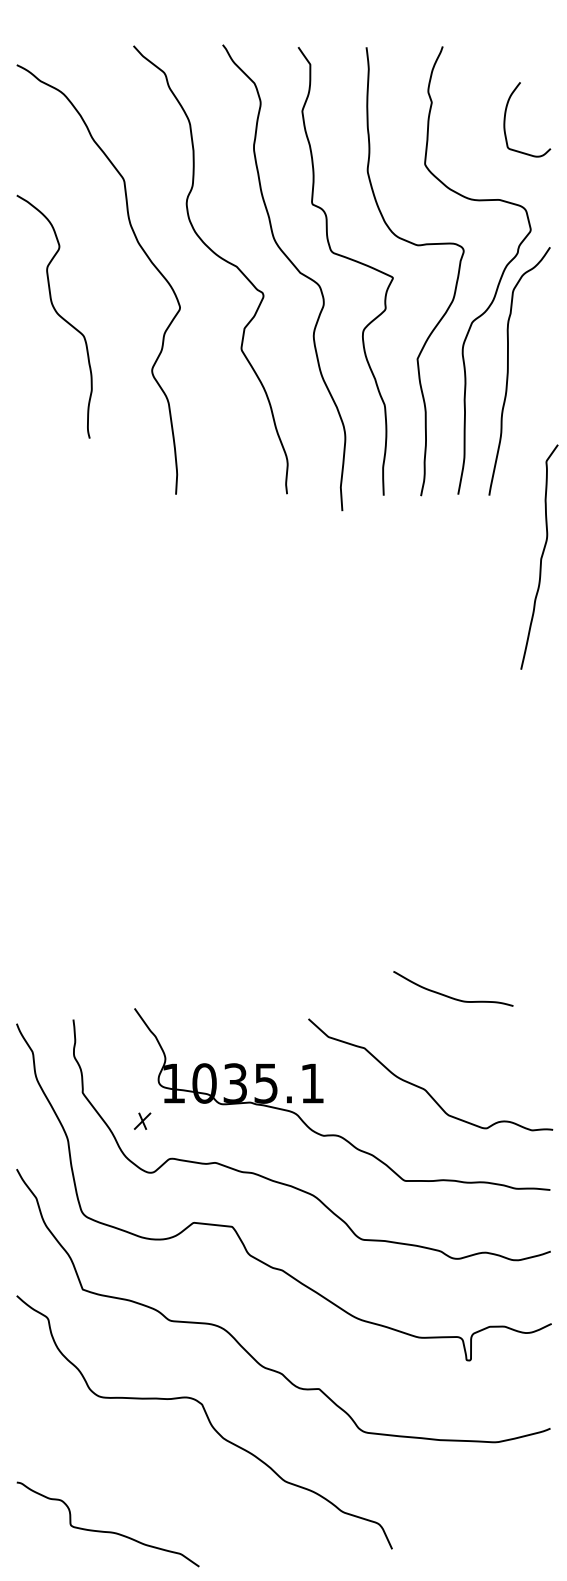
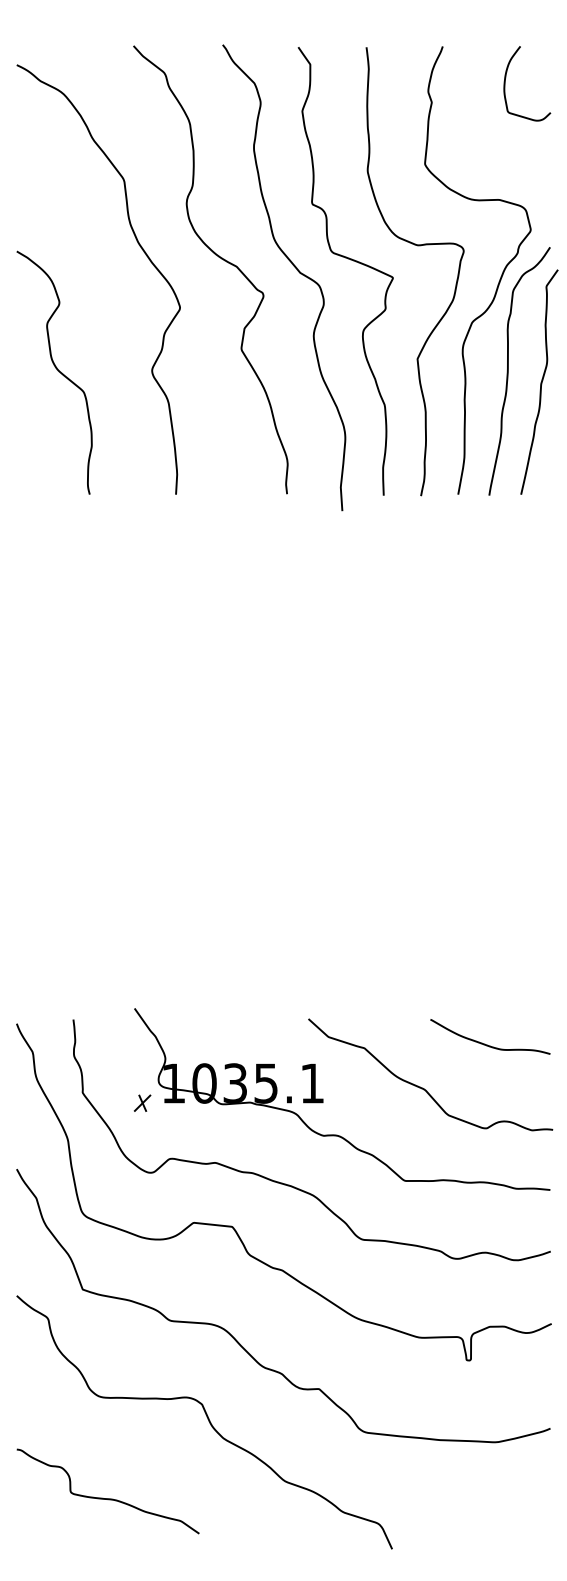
curve position: (506, 113) -> (506, 77) (506, 77)
curve position: (56, 313) -> (56, 369) (56, 369)
curve position: (540, 557) -> (540, 382) (540, 382)
curve position: (450, 996) -> (487, 1044) (487, 1044)
part position: (142, 1120) -> (142, 1102) (142, 1102)
curve position: (107, 1531) -> (107, 1498) (107, 1498)
